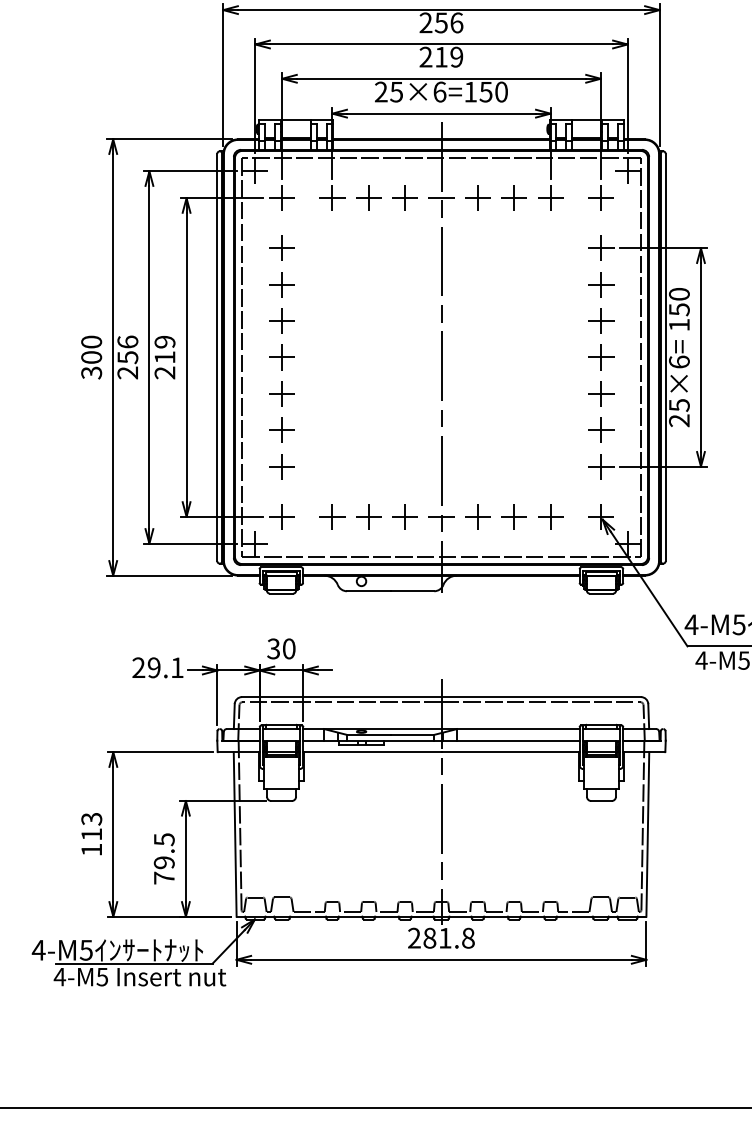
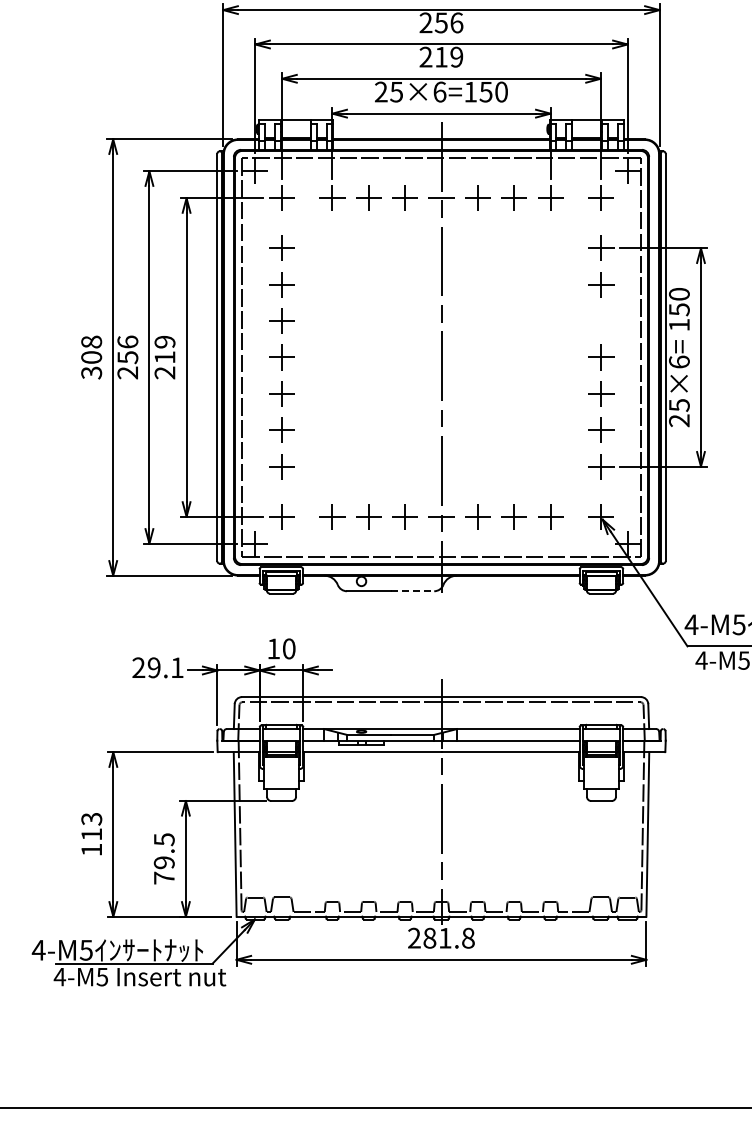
part: present -> none (601, 320)
text: 300 -> 308 (91, 341)
line: solid -> dashed (412, 591)
text: 30 -> 10 (273, 648)
